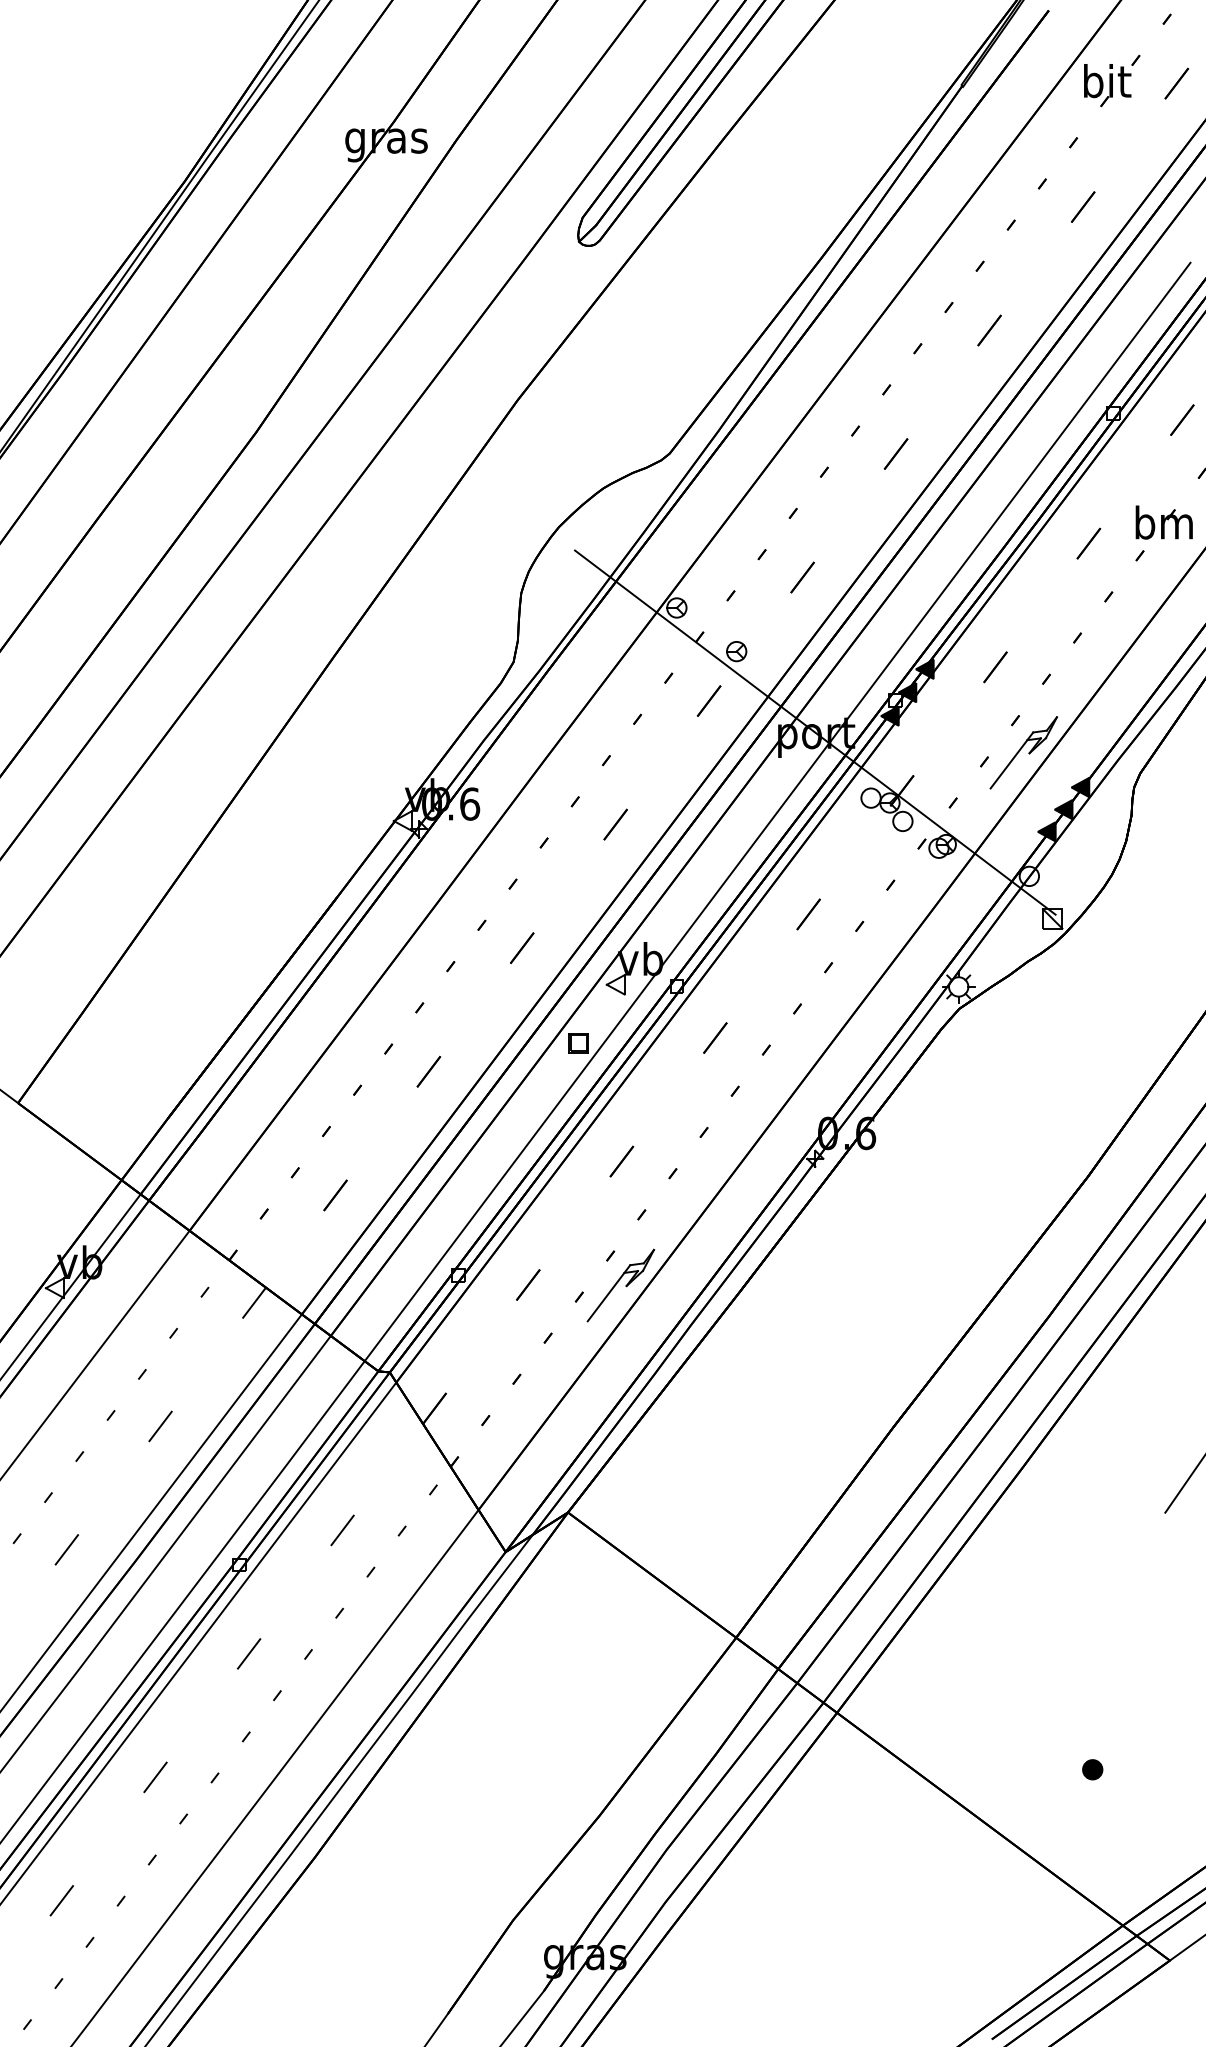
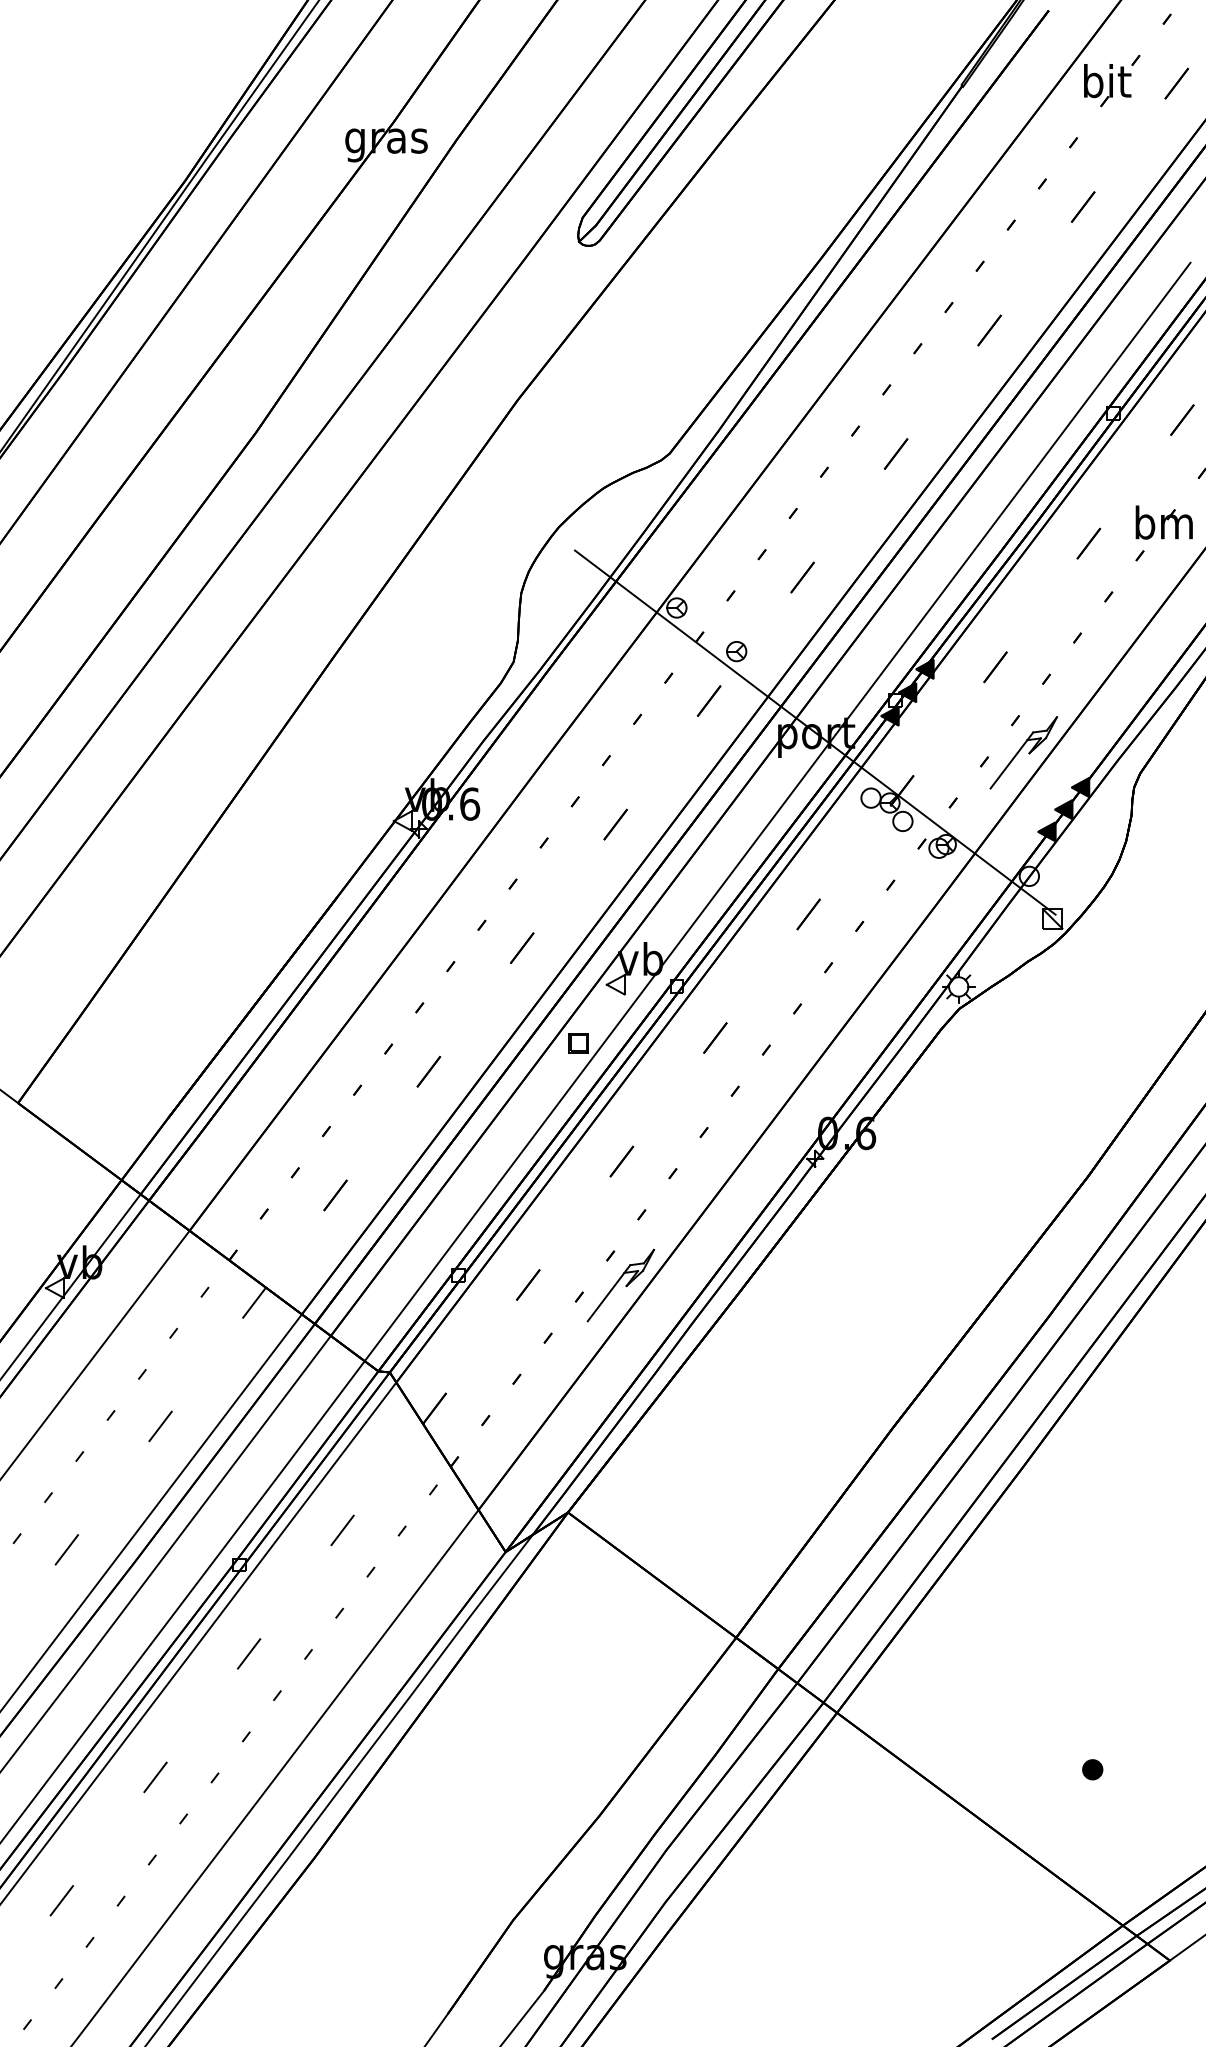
line: present -> none (1183, 1485)
